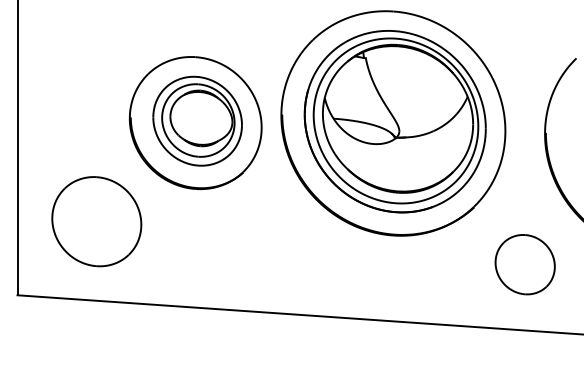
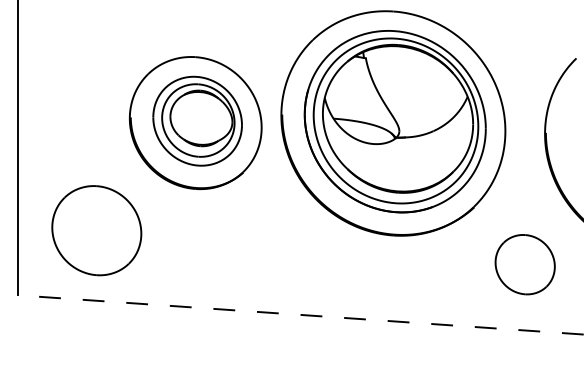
part position: (96, 221) -> (96, 230) (96, 230)
line: solid -> dashed (300, 314)
